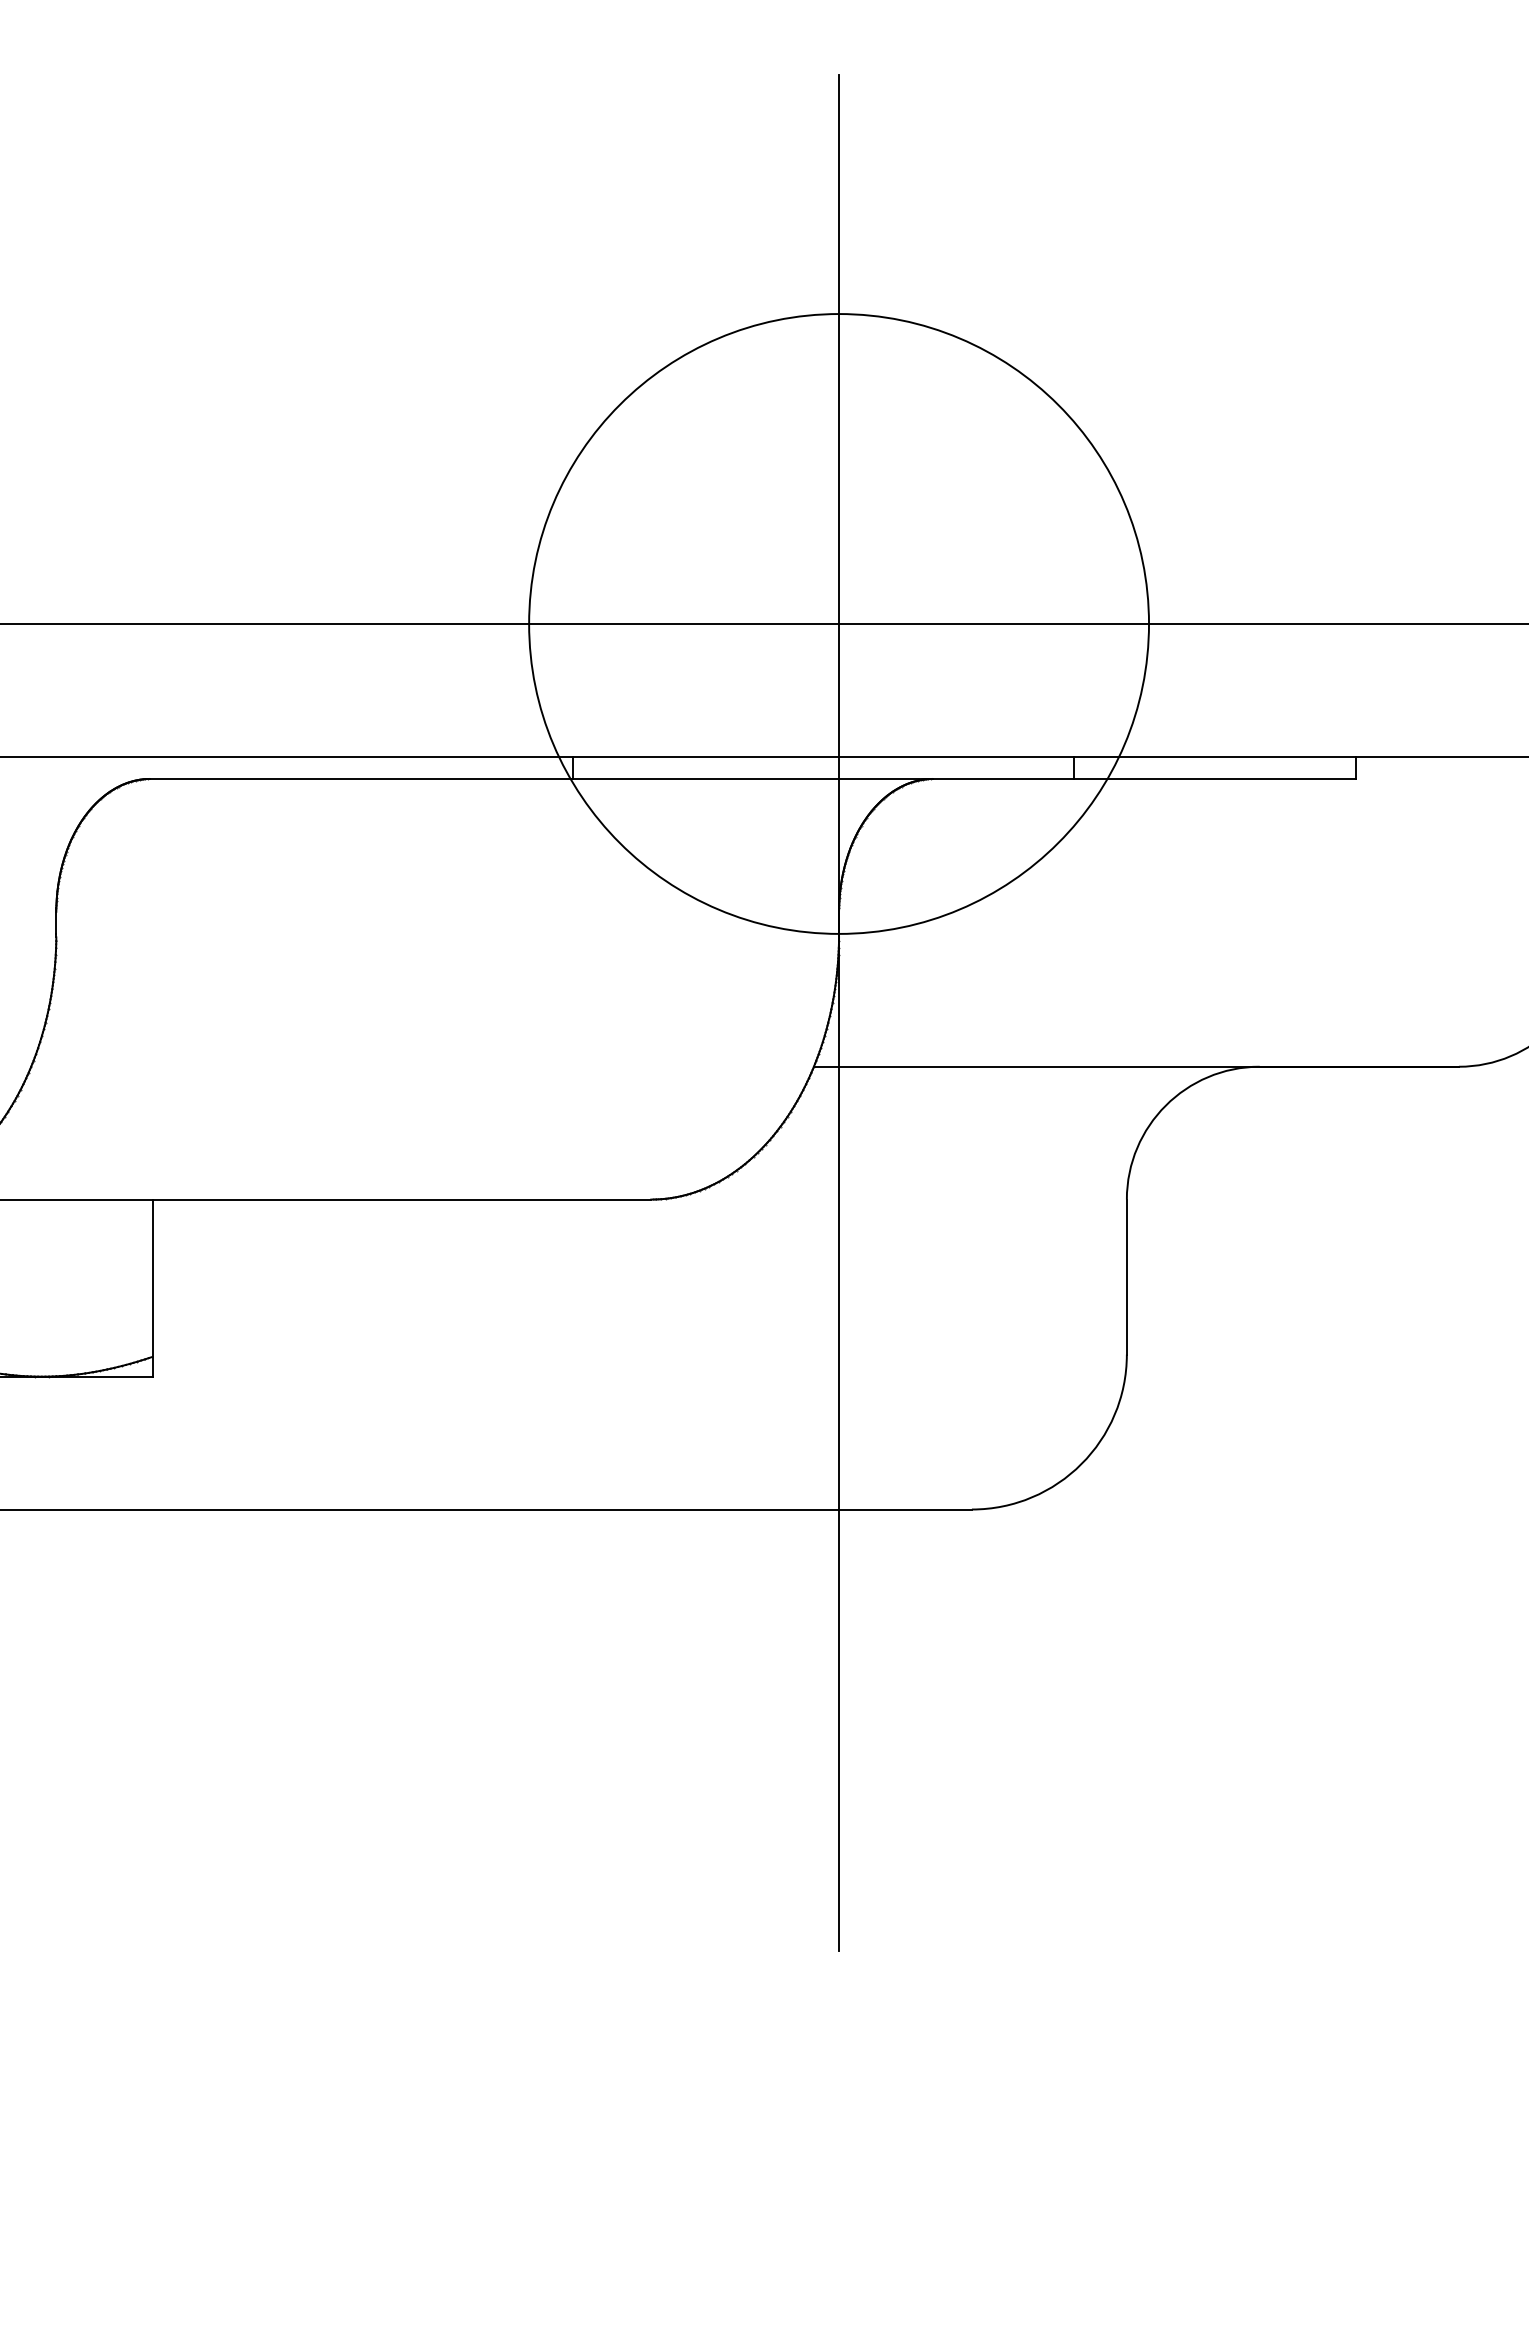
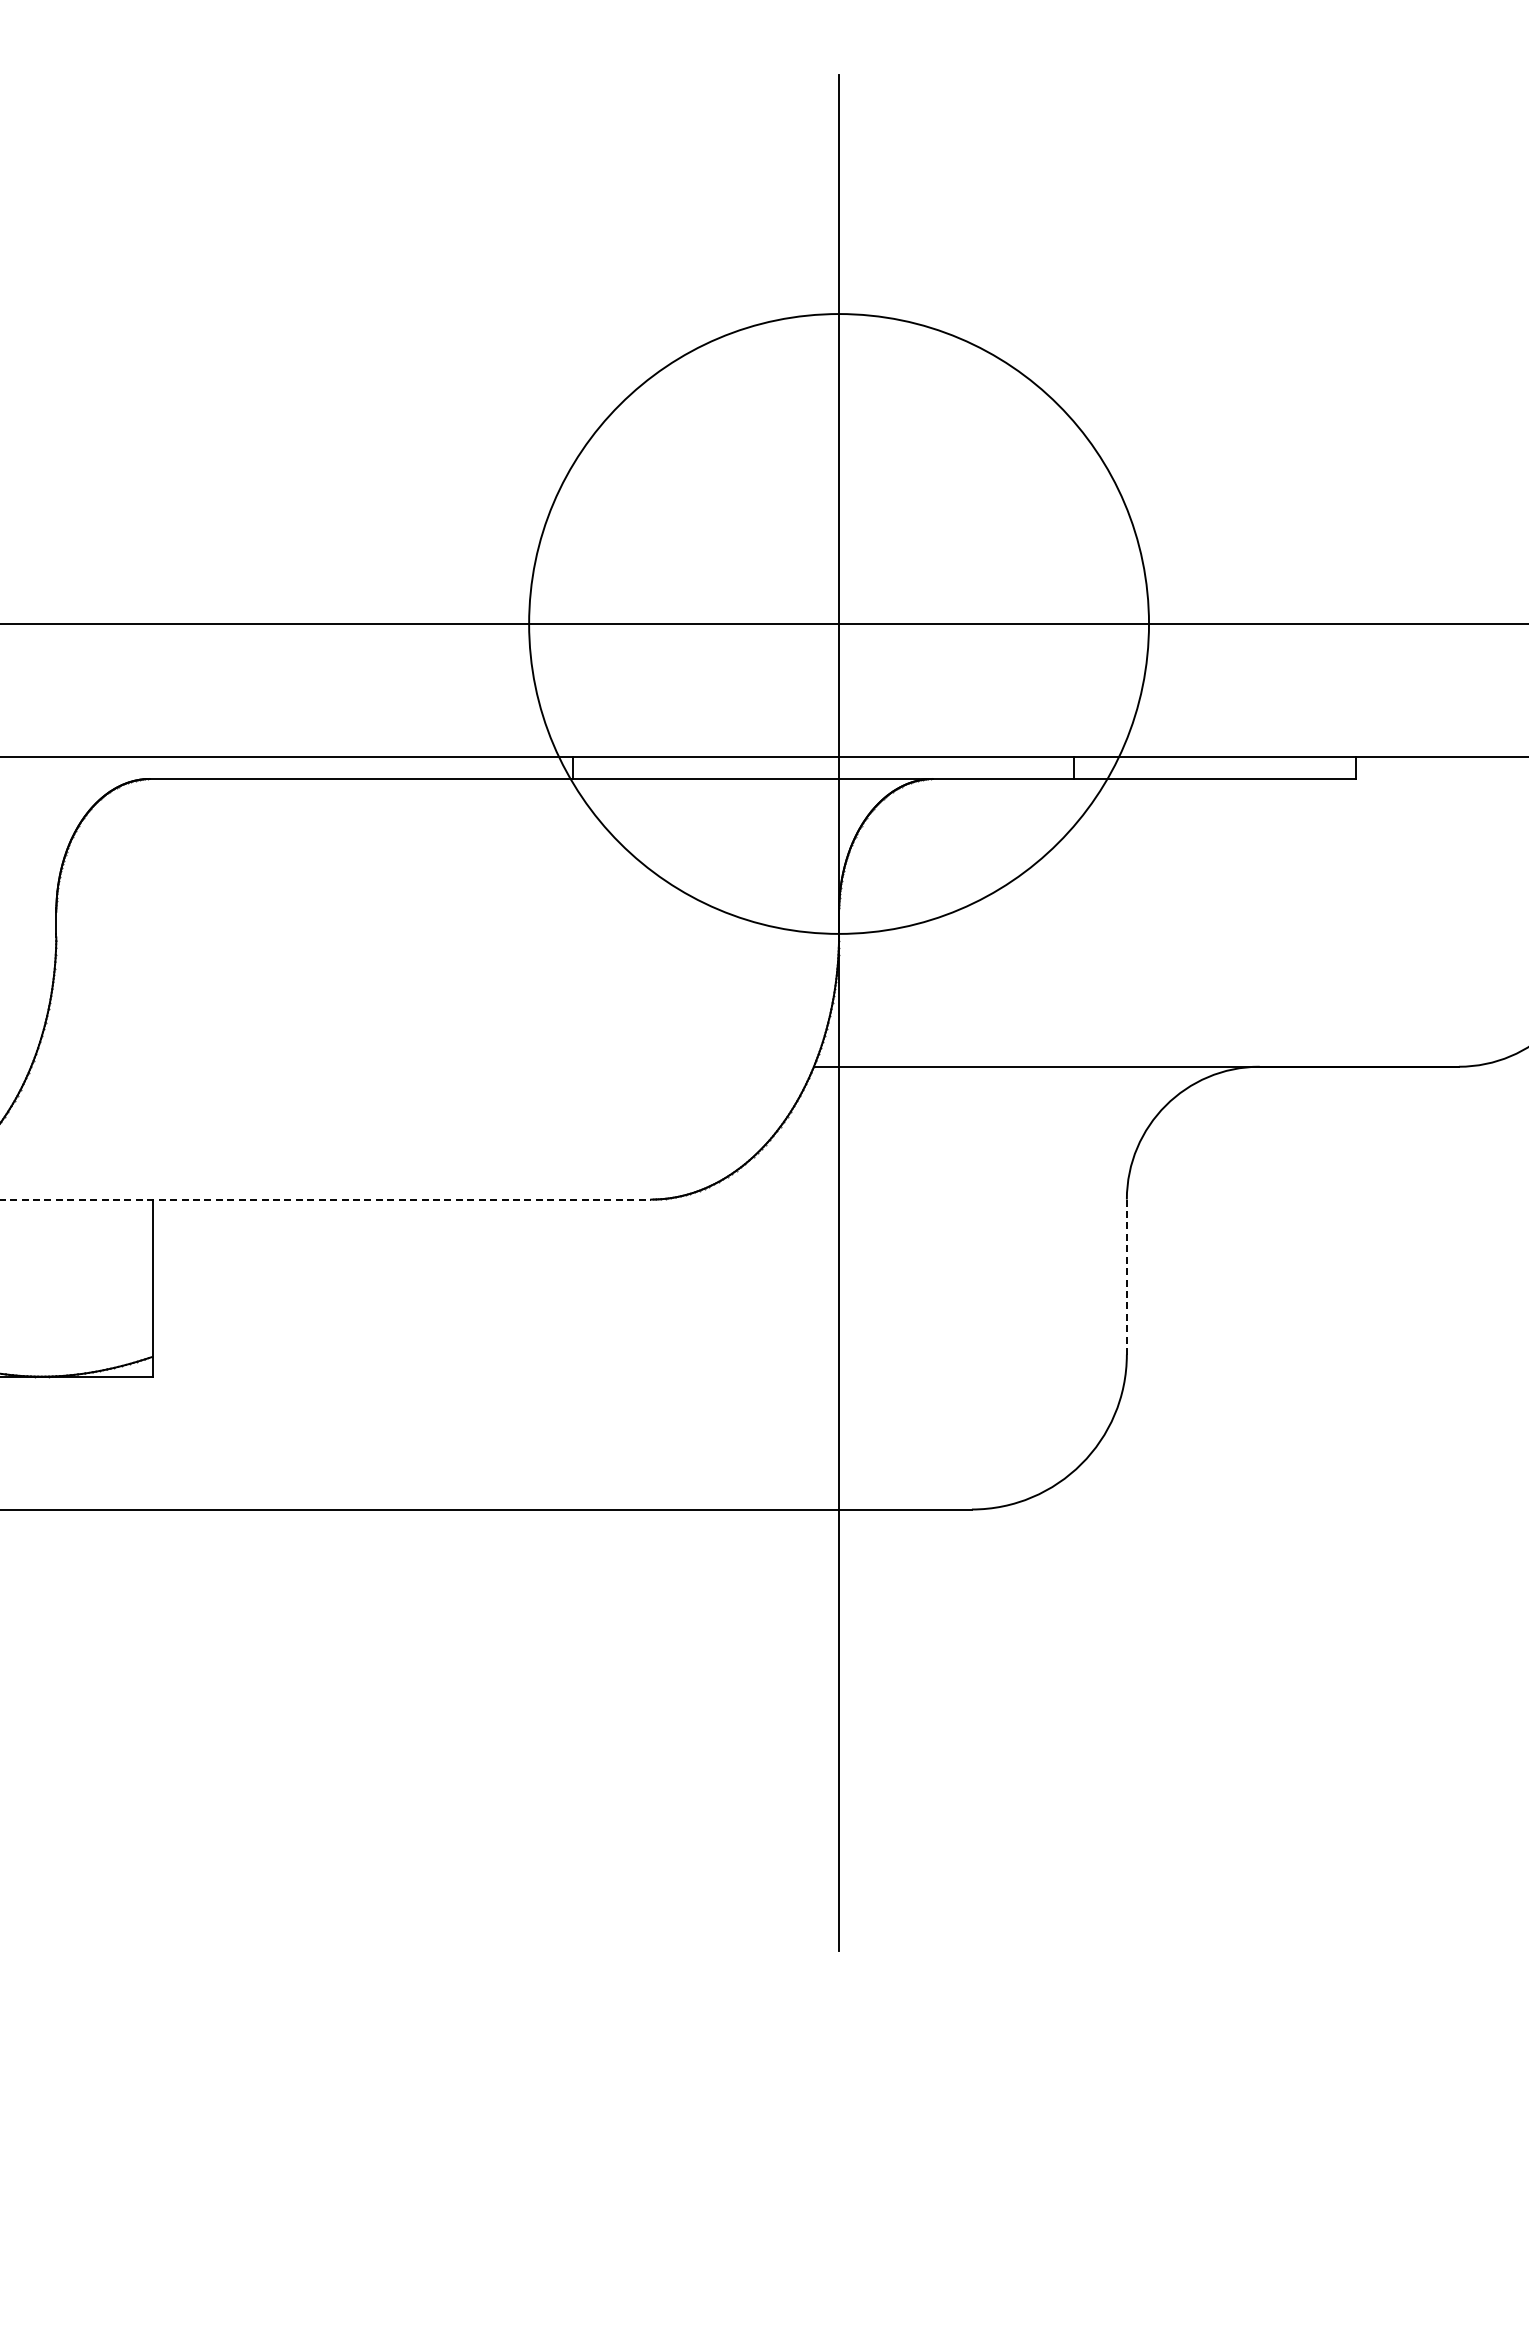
line: solid -> dashed (326, 1199)
line: solid -> dashed (1126, 1277)
